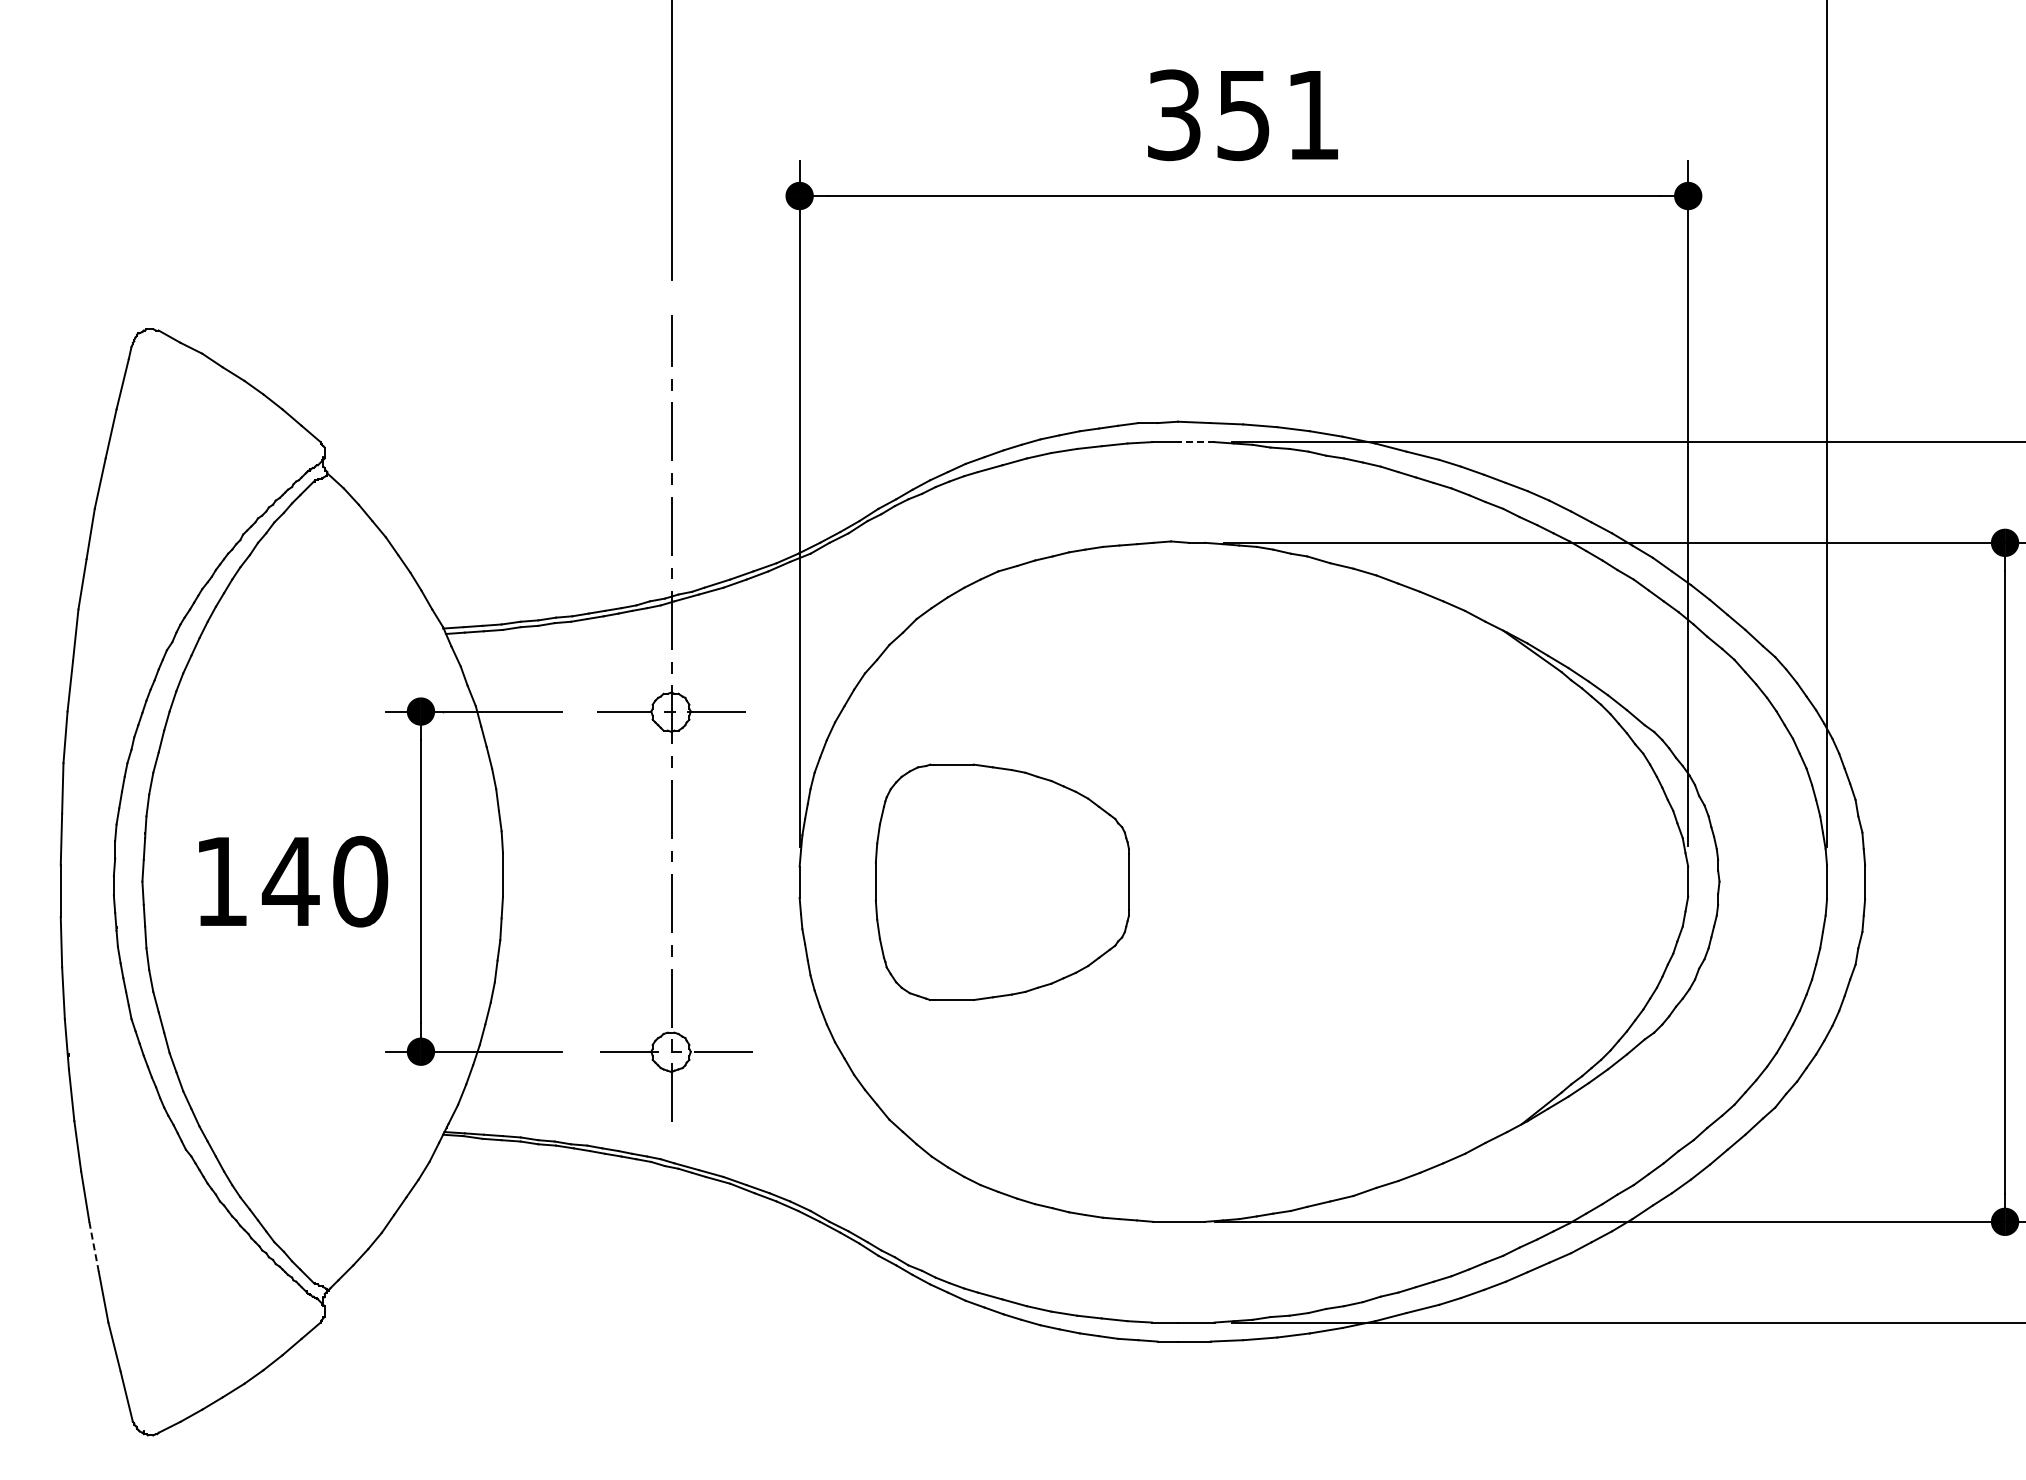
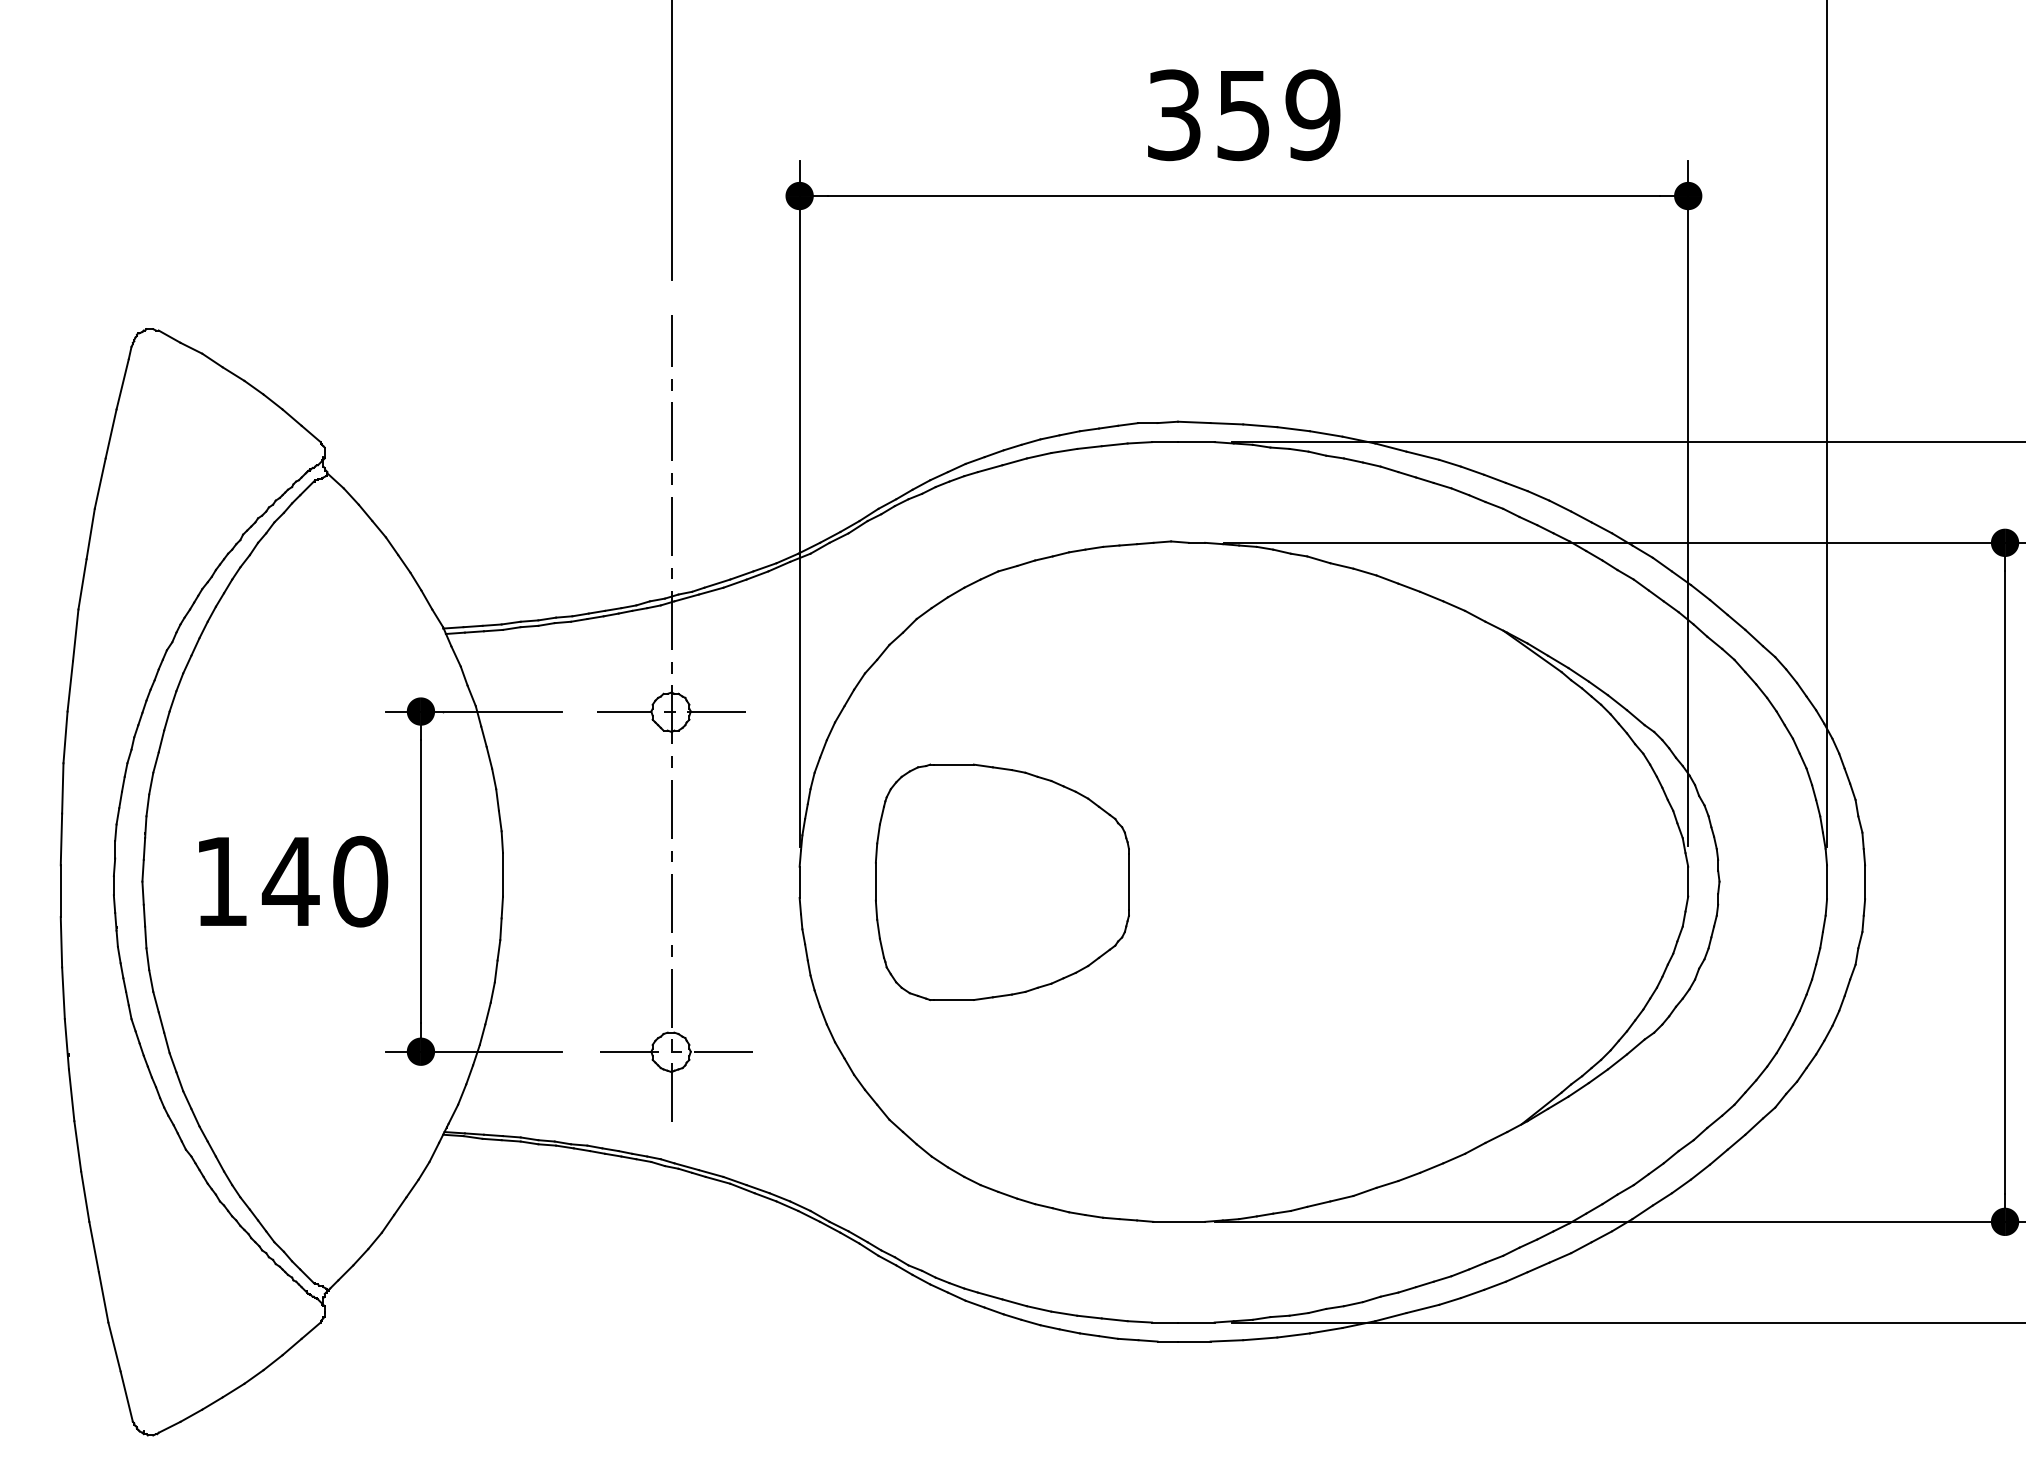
text: 351 -> 359 (1312, 115)
line: dashed -> solid (1195, 442)
line: dashed -> solid (94, 1247)
